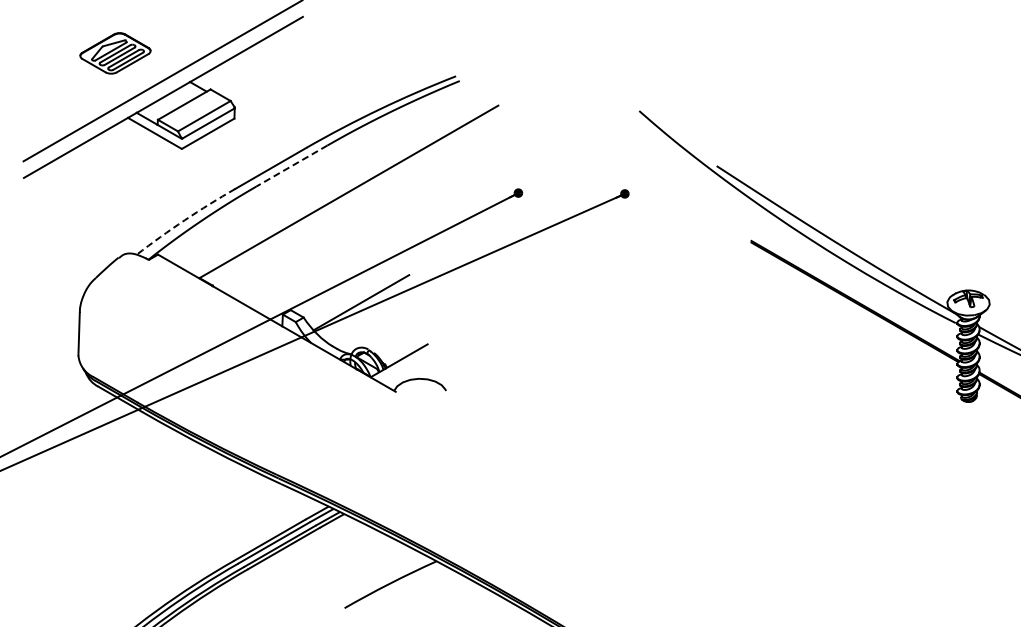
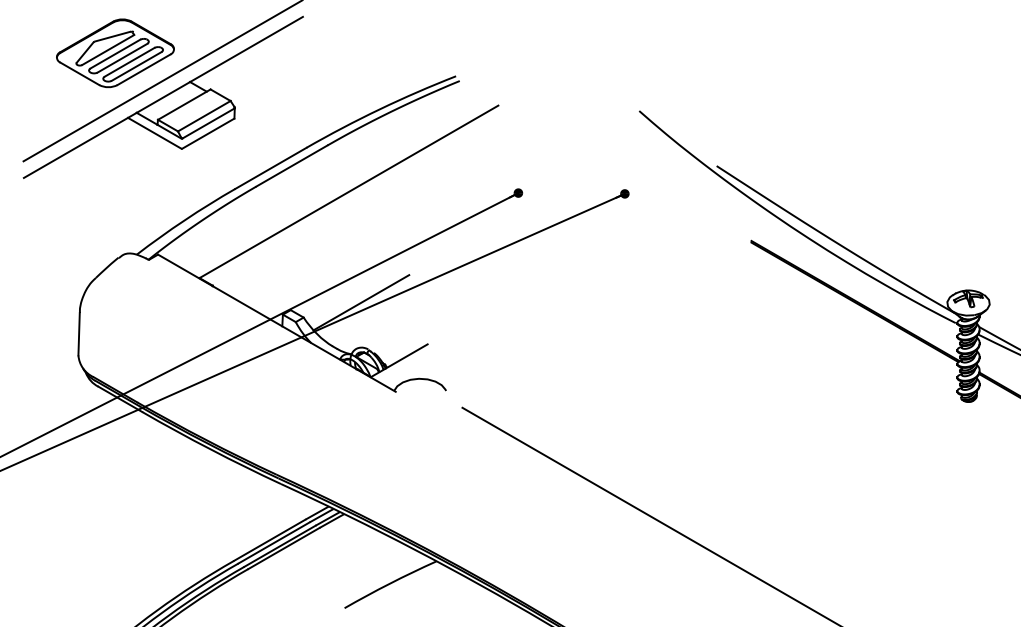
part size: 73x43 px -> 119x71 px (115, 53)
line: dashed -> solid (291, 166)
arc: dashed -> solid (184, 220)
line: none -> present (649, 515)
